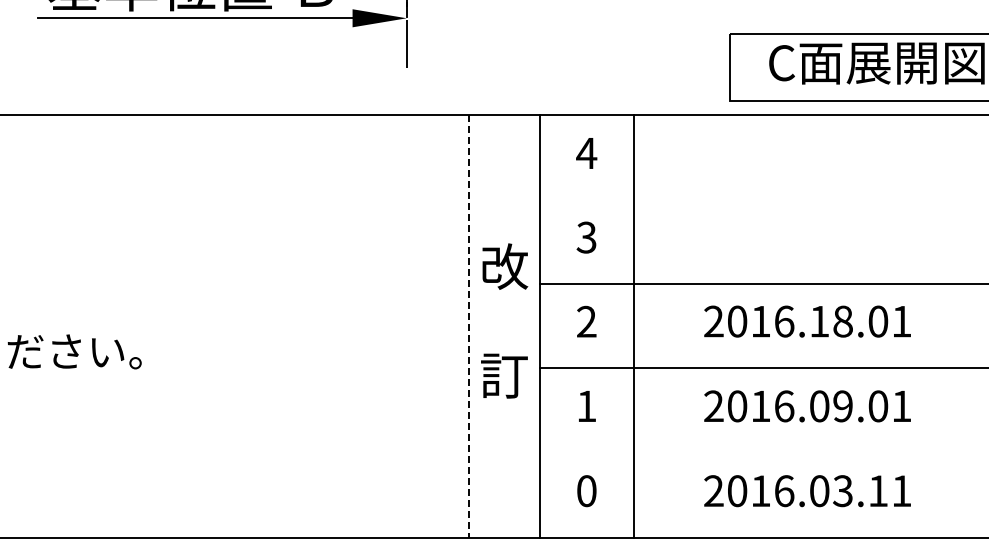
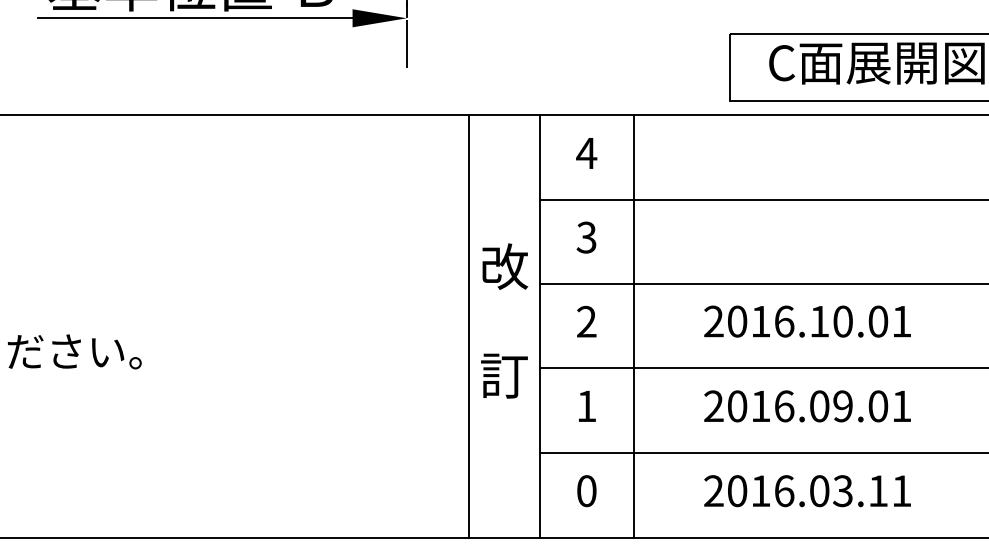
line: none -> present (762, 199)
text: 2016.18.01 -> 2016.10.01 (842, 321)
line: dashed -> solid (468, 326)
line: none -> present (762, 452)
